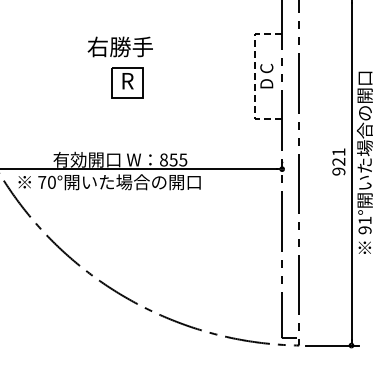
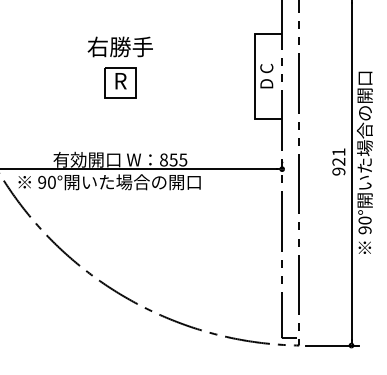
line: dashed -> solid (254, 77)
part position: (127, 82) -> (120, 82) (120, 82)
text: 70° -> 90° (42, 181)
text: 91° -> 90° (364, 220)
